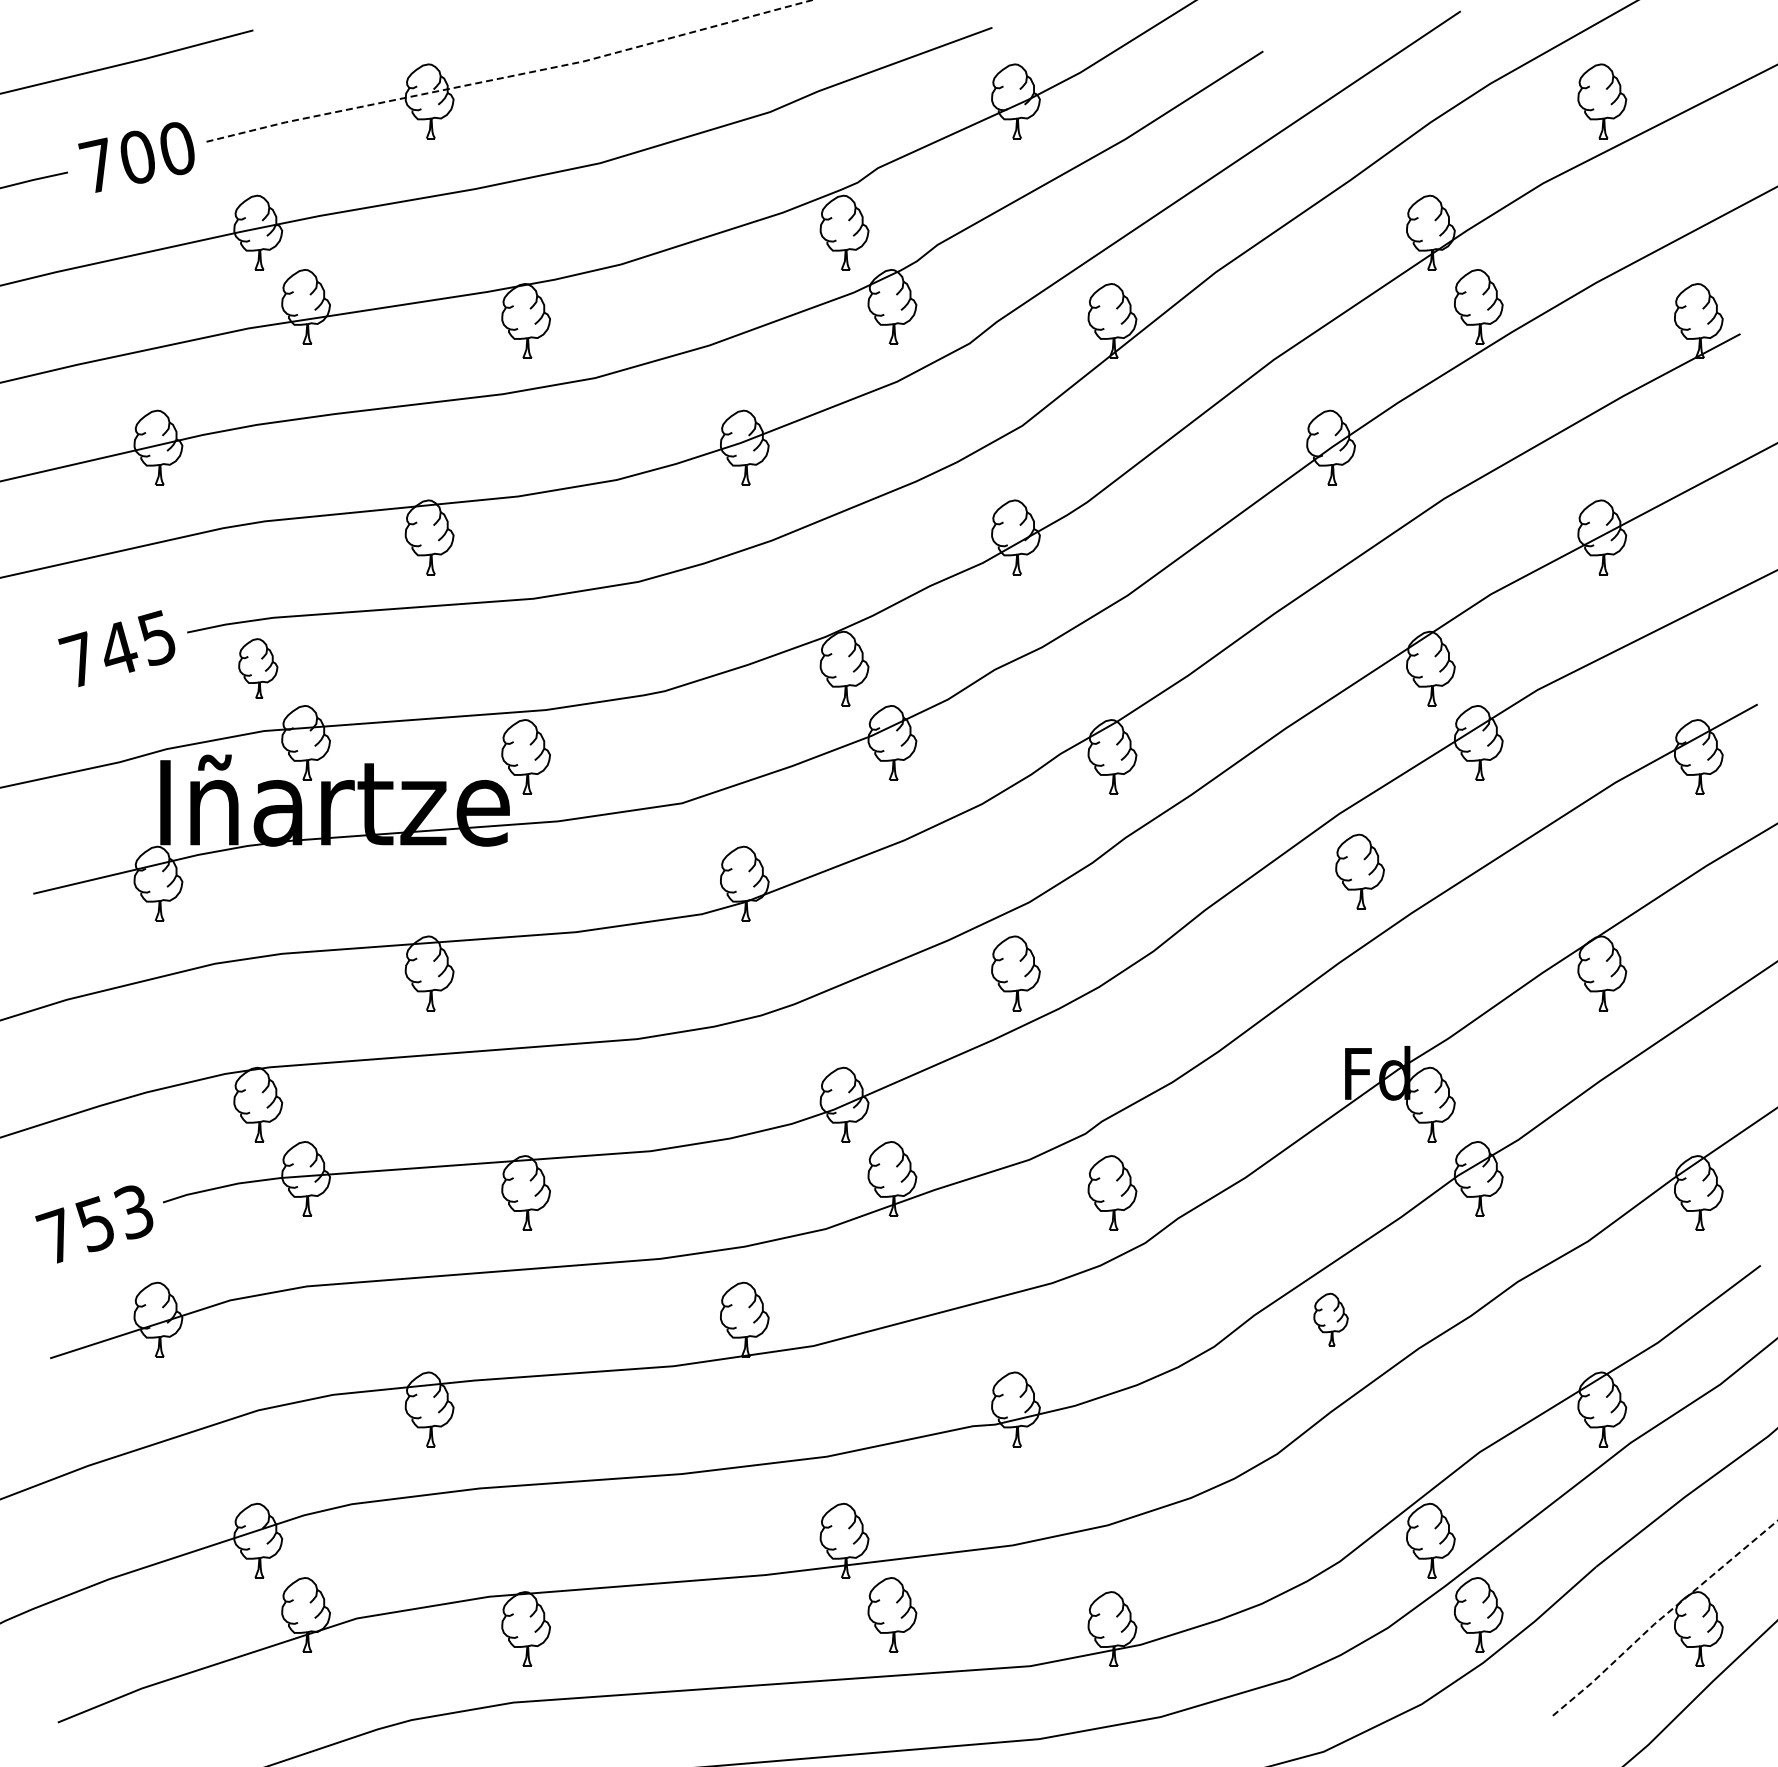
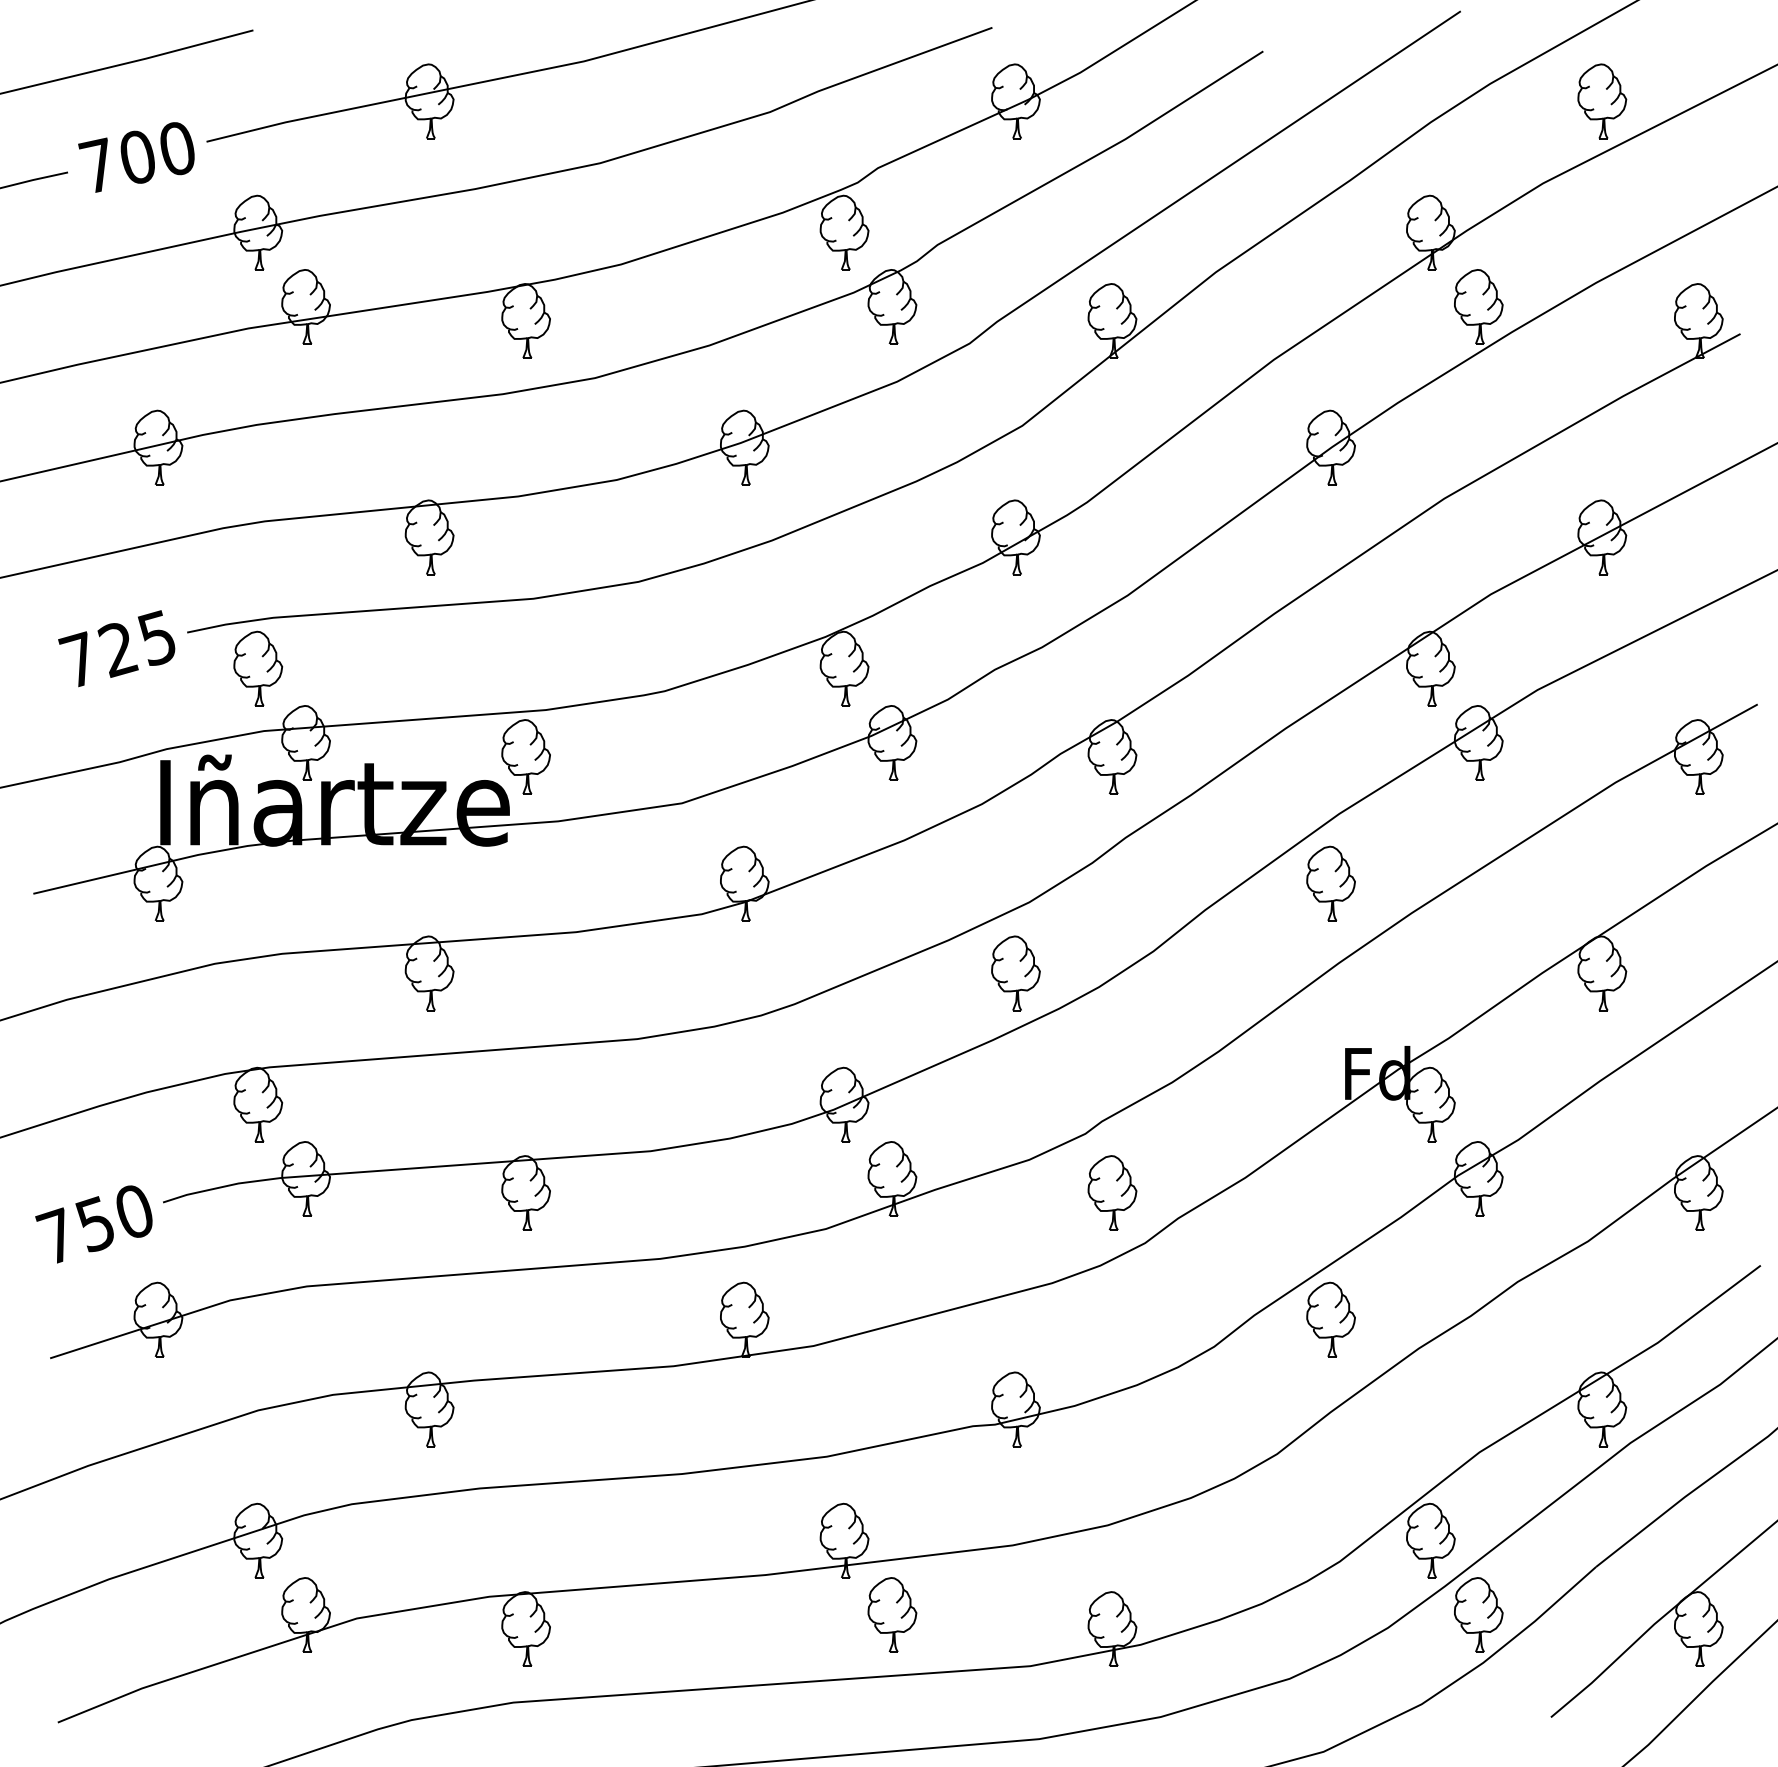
line: dashed -> solid (510, 76)
text: 745 -> 725 (117, 649)
part size: 41x61 px -> 51x77 px (258, 668)
part position: (1359, 871) -> (1330, 883) (1330, 883)
text: 753 -> 750 (133, 1212)
part size: 36x55 px -> 50x77 px (1330, 1319)
line: dashed -> solid (1661, 1618)
